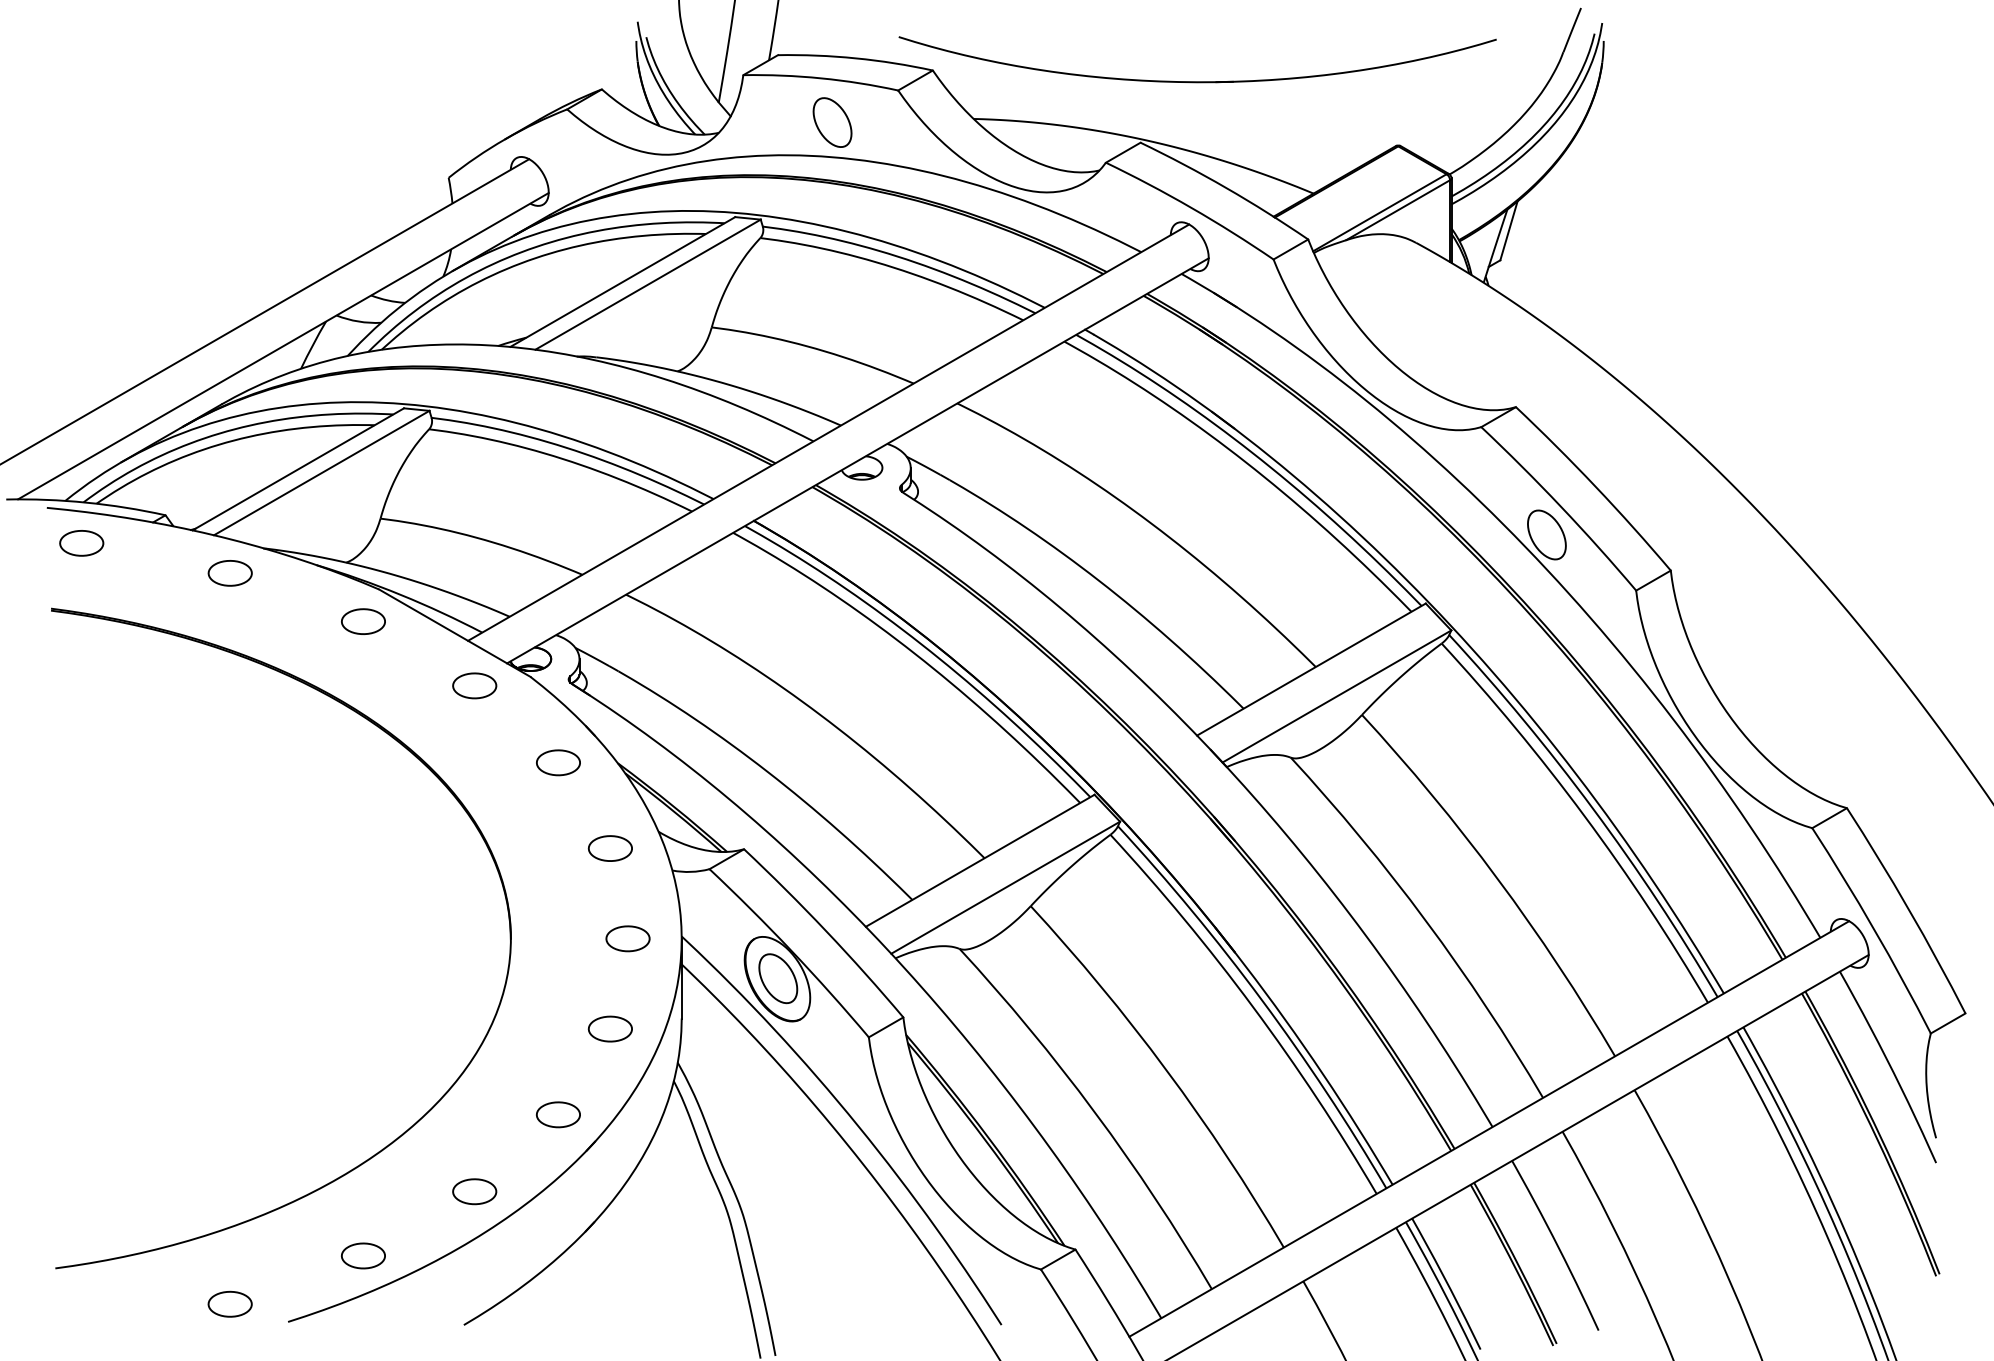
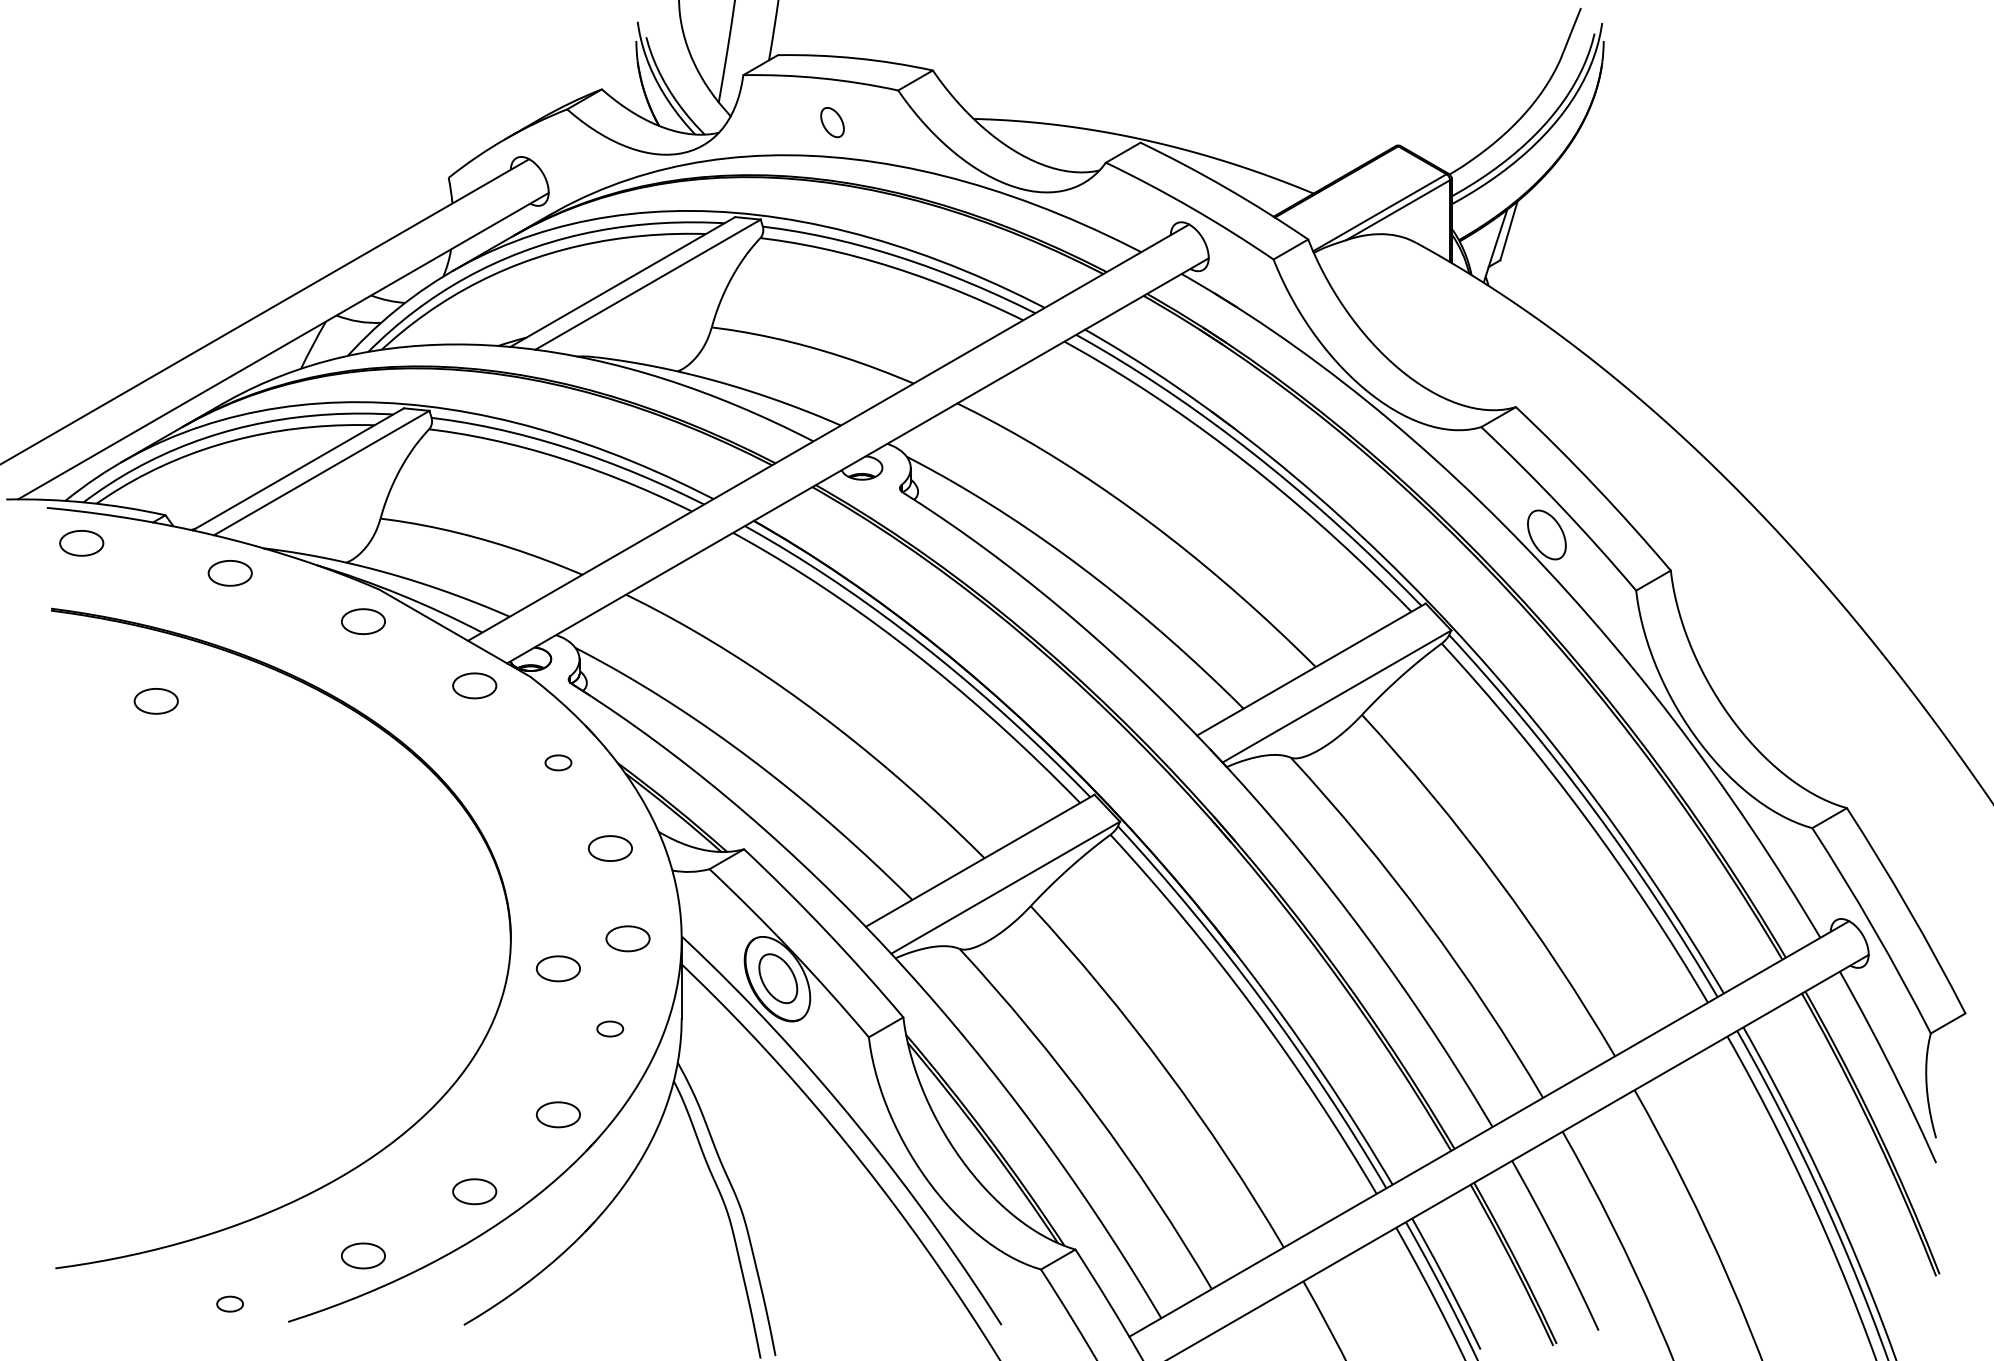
part: present -> none (1197, 81)
part size: 41x51 px -> 25x32 px (832, 122)
part: none -> present (155, 701)
part size: 45x28 px -> 29x18 px (558, 762)
part: none -> present (558, 968)
part size: 46x28 px -> 29x18 px (610, 1028)
part size: 46x28 px -> 28x18 px (229, 1303)
